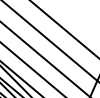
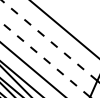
line: solid -> dashed (49, 40)
line: solid -> dashed (45, 59)
